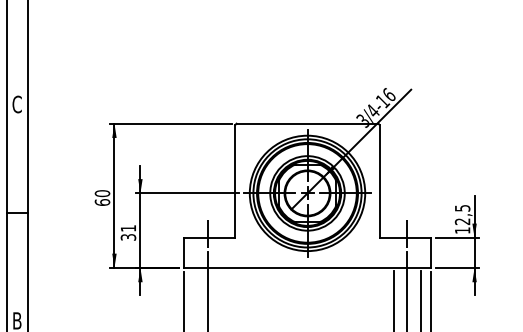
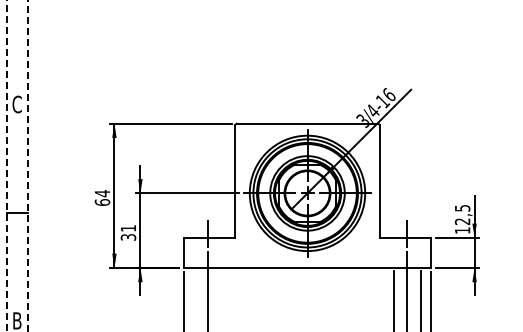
line: solid -> dashed (6, 165)
line: solid -> dashed (28, 165)
text: 60 -> 64 (102, 193)
